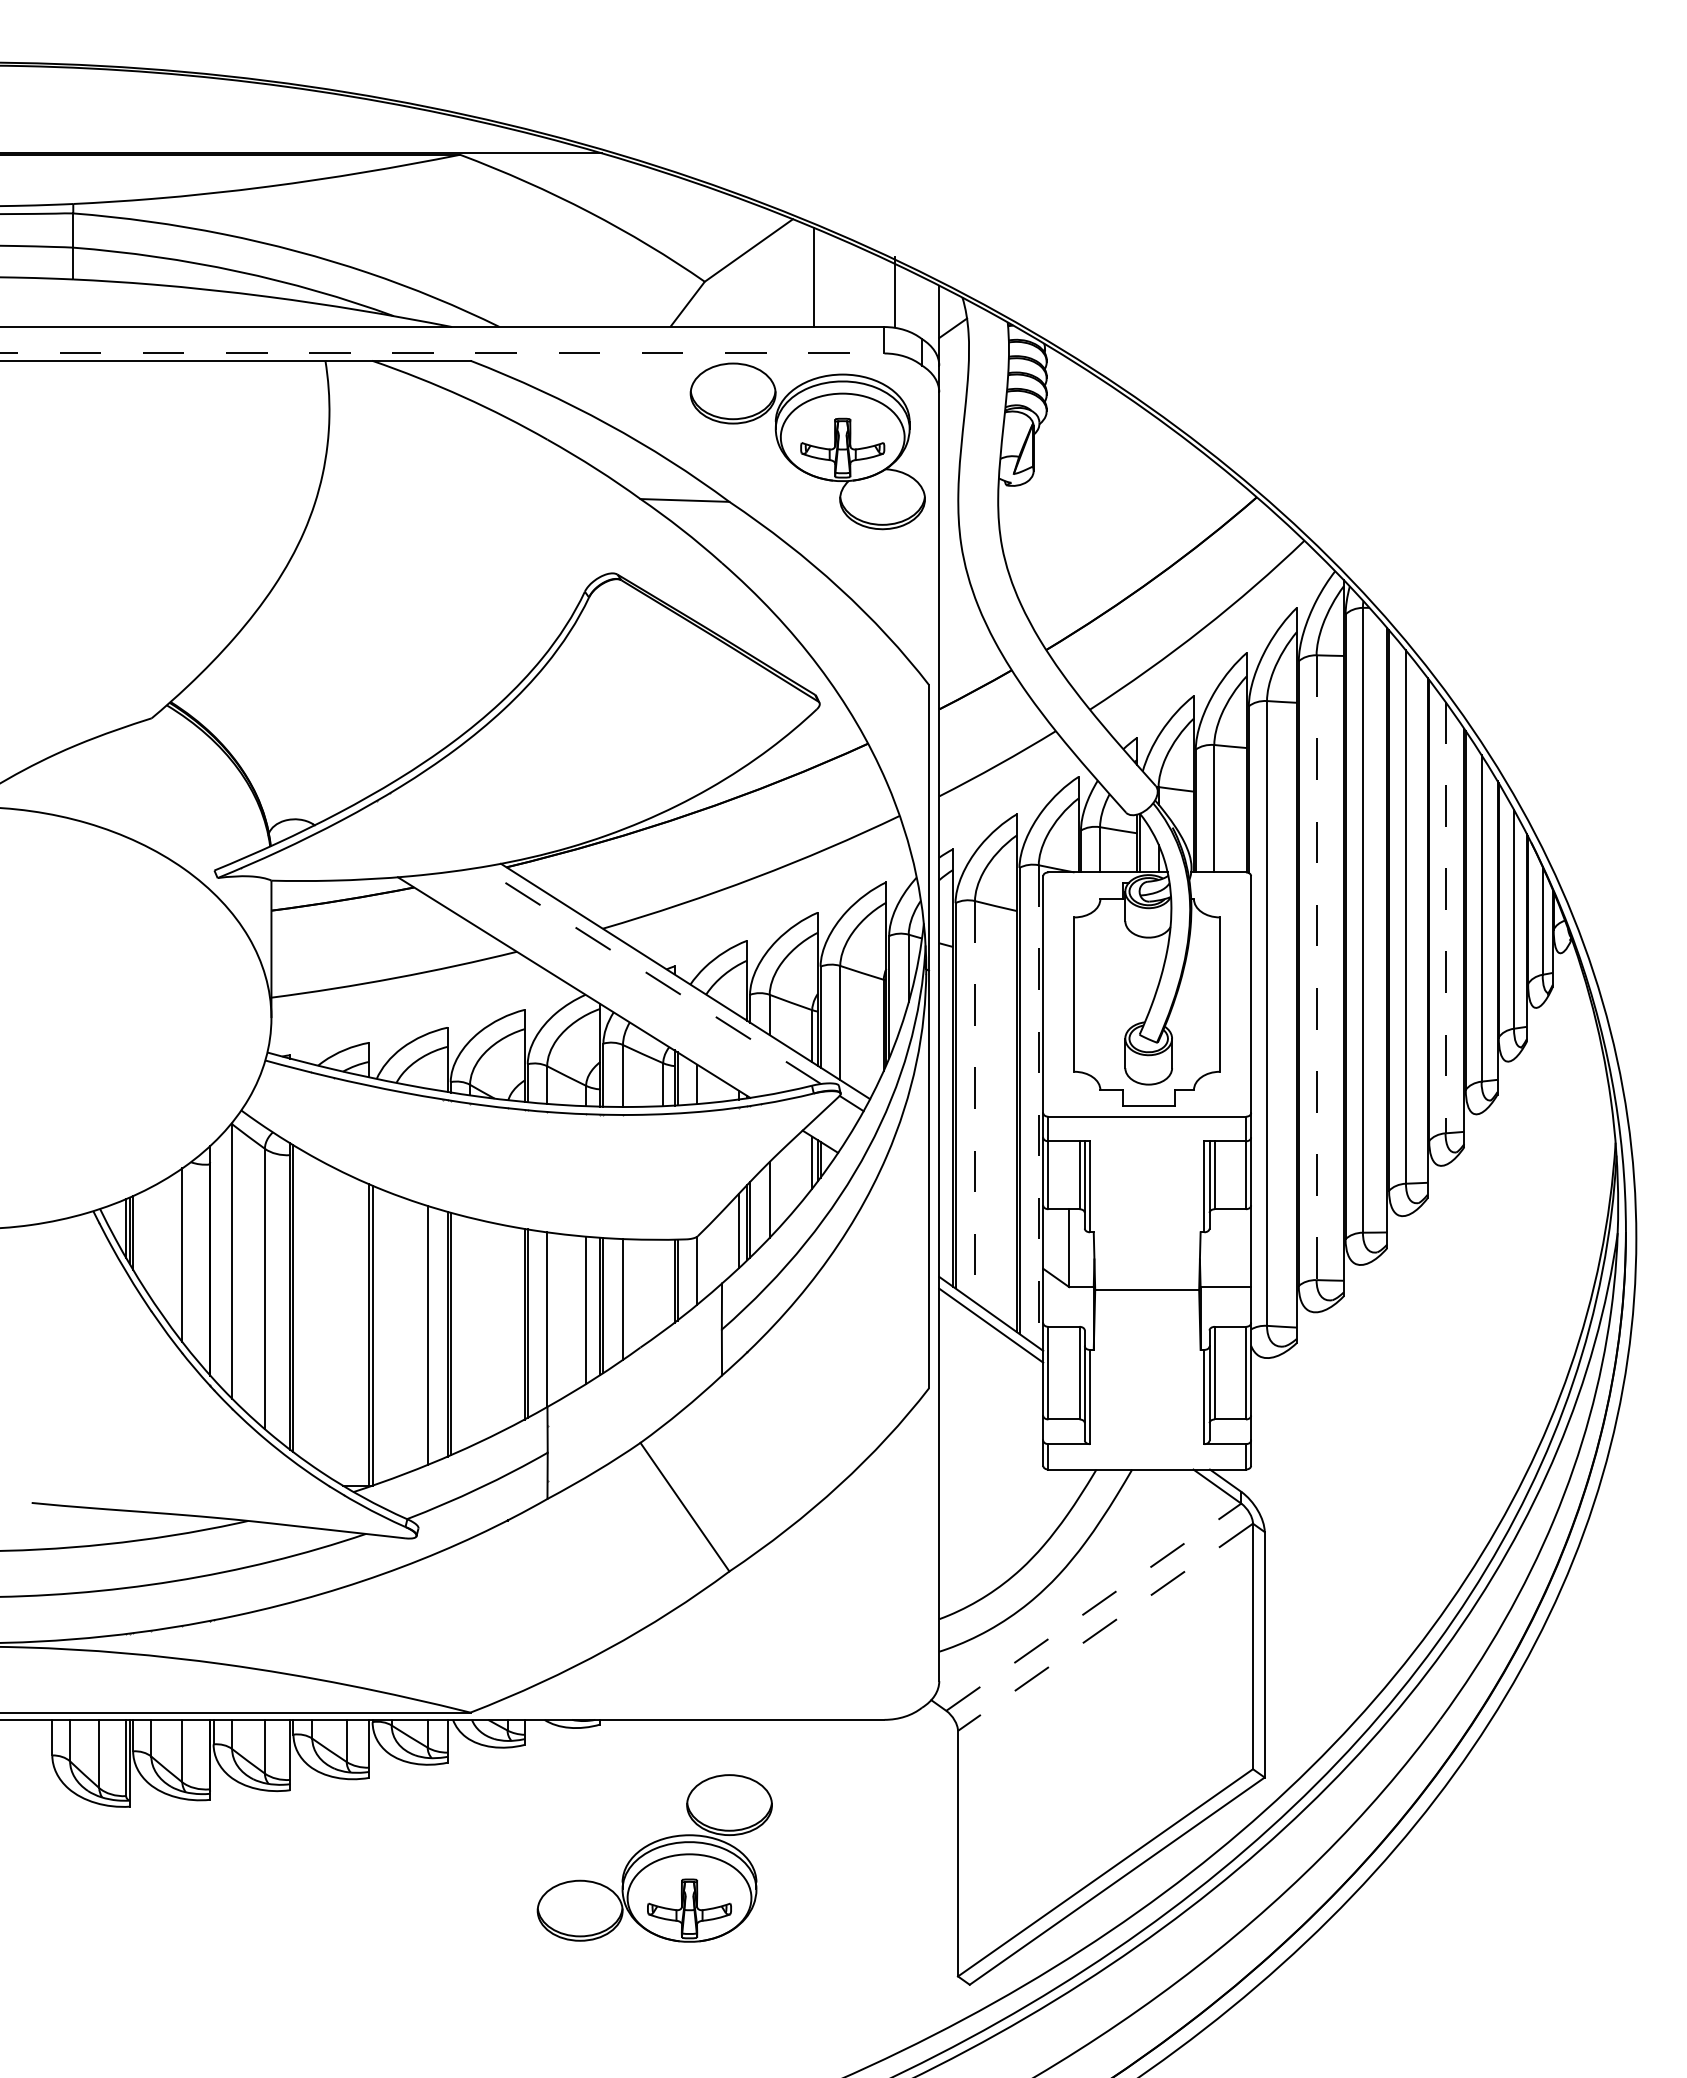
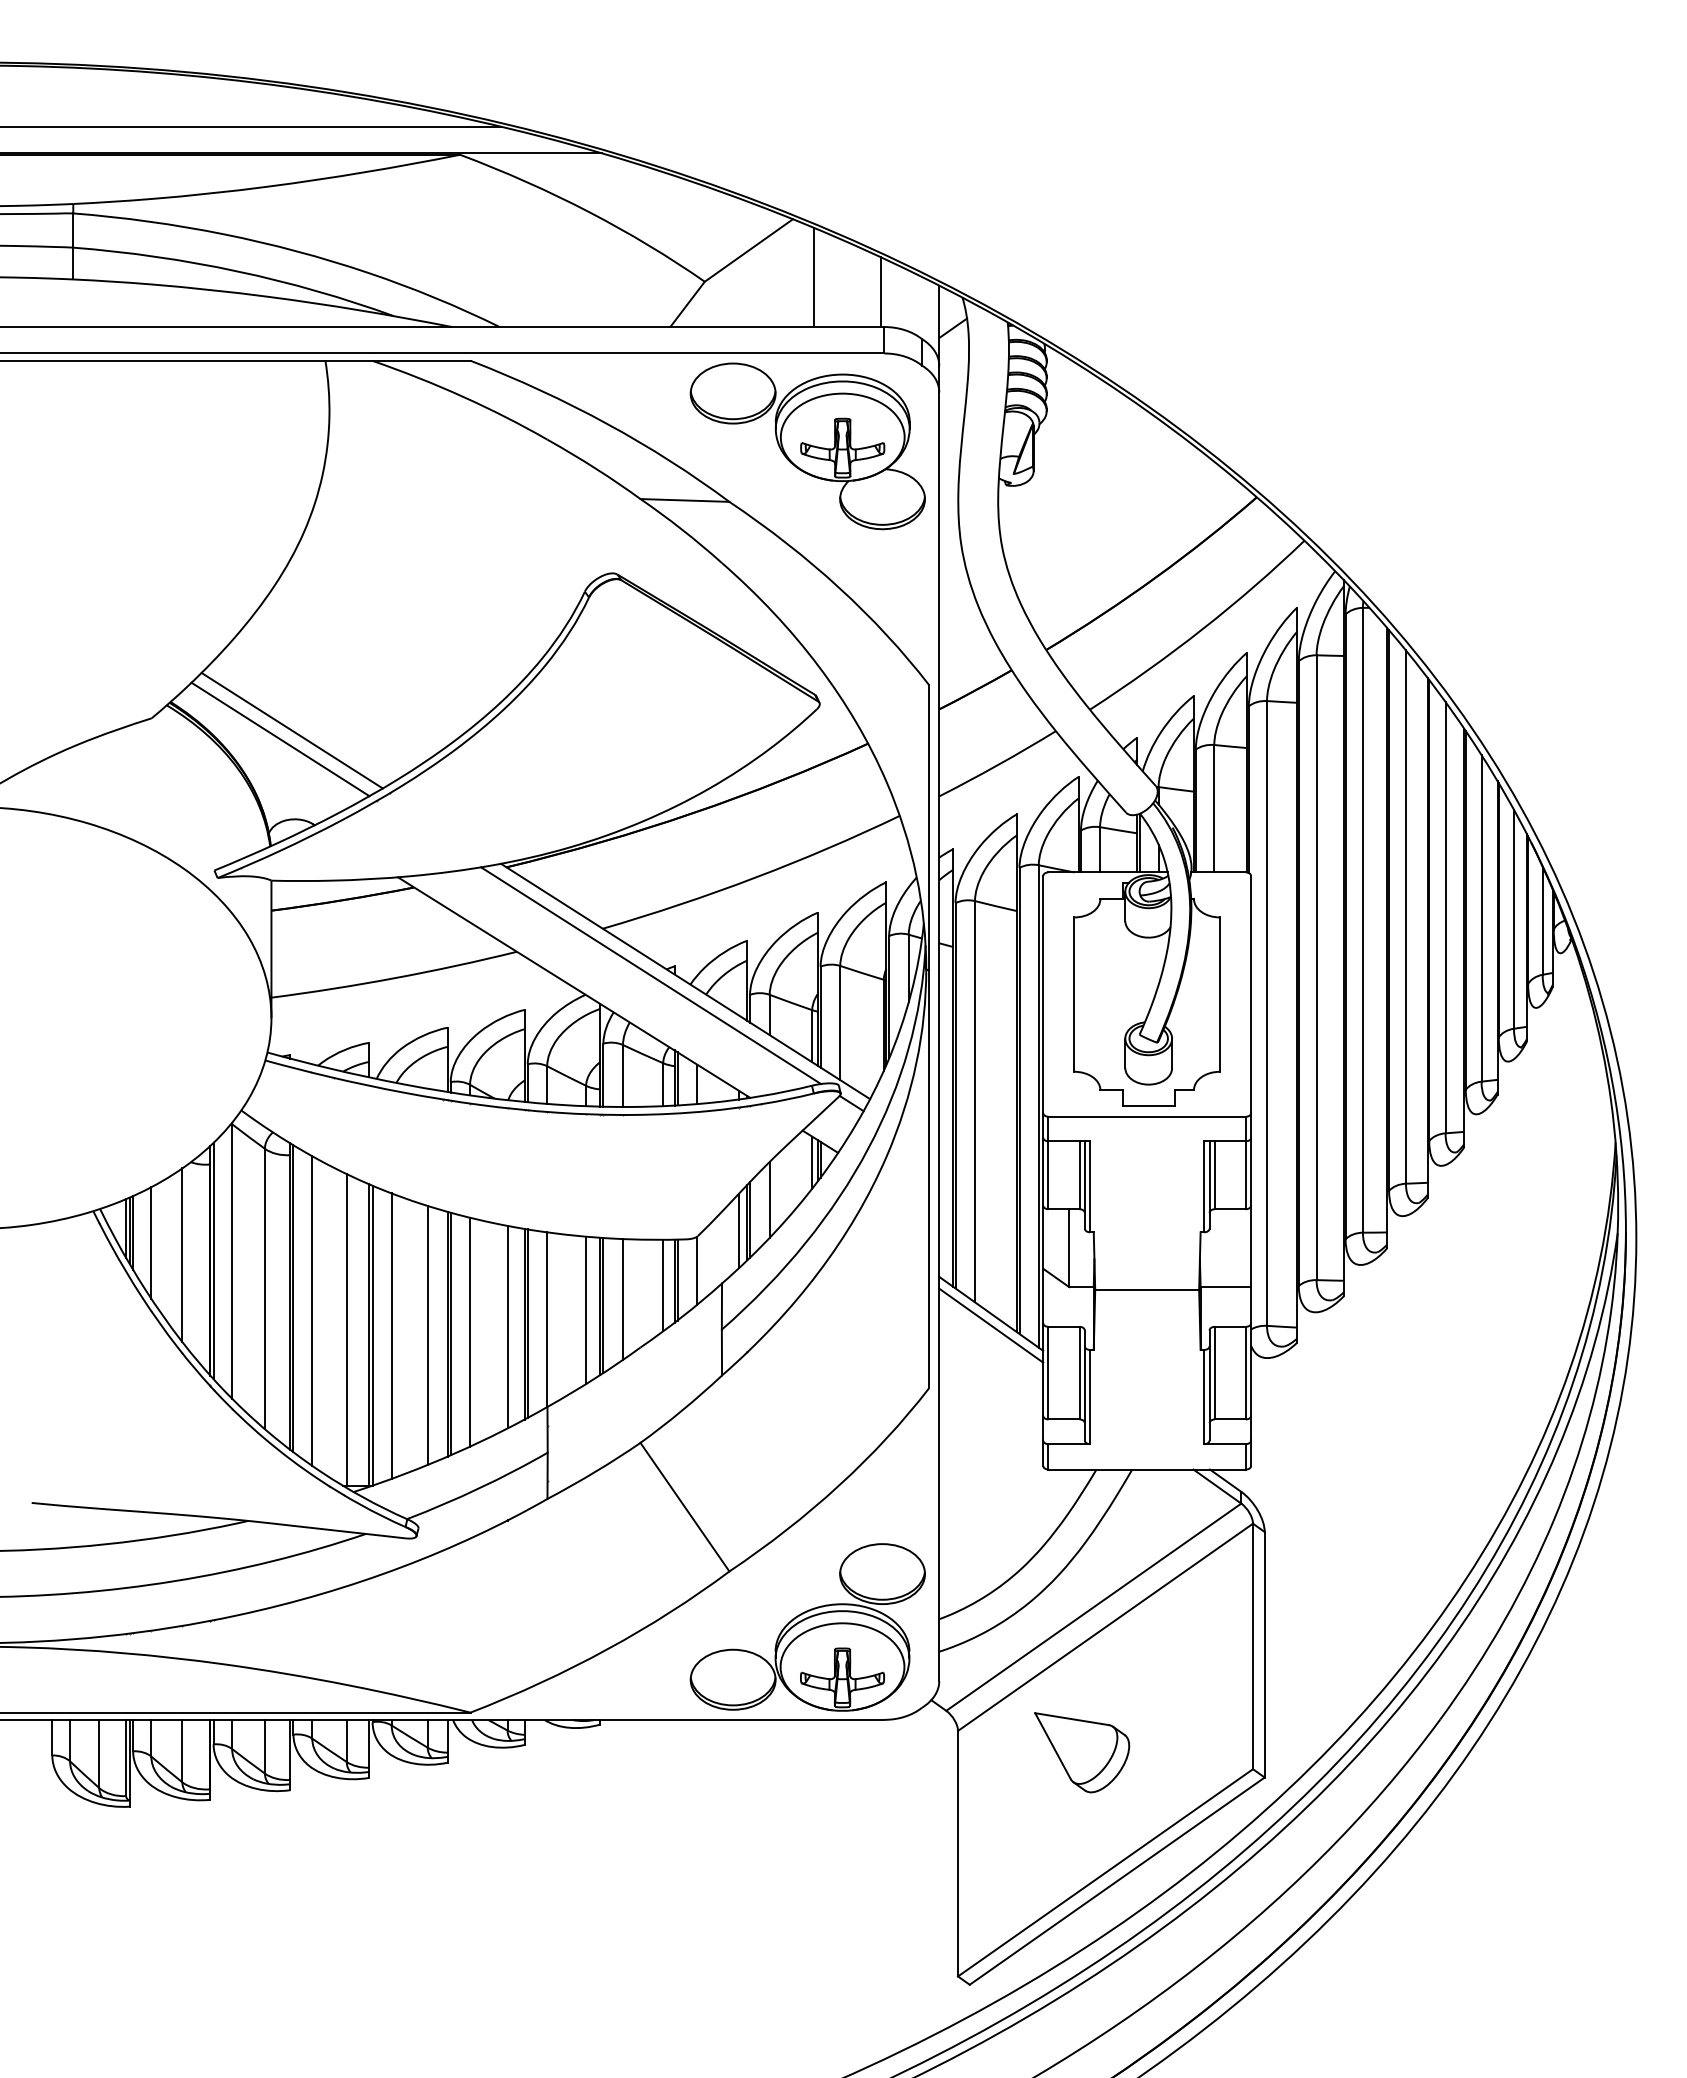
line: none -> present (251, 126)
line position: (894, 292) -> (880, 292) (880, 292)
line: dashed -> solid (442, 353)
line: none -> present (291, 730)
line: none -> present (280, 739)
line: dashed -> solid (1445, 917)
line: dashed -> solid (1316, 968)
line: dashed -> solid (651, 975)
line: dashed -> solid (975, 1101)
line: dashed -> solid (1038, 1106)
line: none -> present (151, 1242)
line: none -> present (213, 1260)
line: none -> present (663, 1285)
line: none -> present (312, 1310)
line: none -> present (507, 1326)
line: none -> present (346, 1329)
line: none -> present (470, 1331)
line: none -> present (391, 1335)
line: dashed -> solid (1094, 1606)
line: dashed -> solid (1105, 1627)
part: none -> present (1082, 1752)
part position: (654, 1858) -> (807, 1627) (807, 1627)
